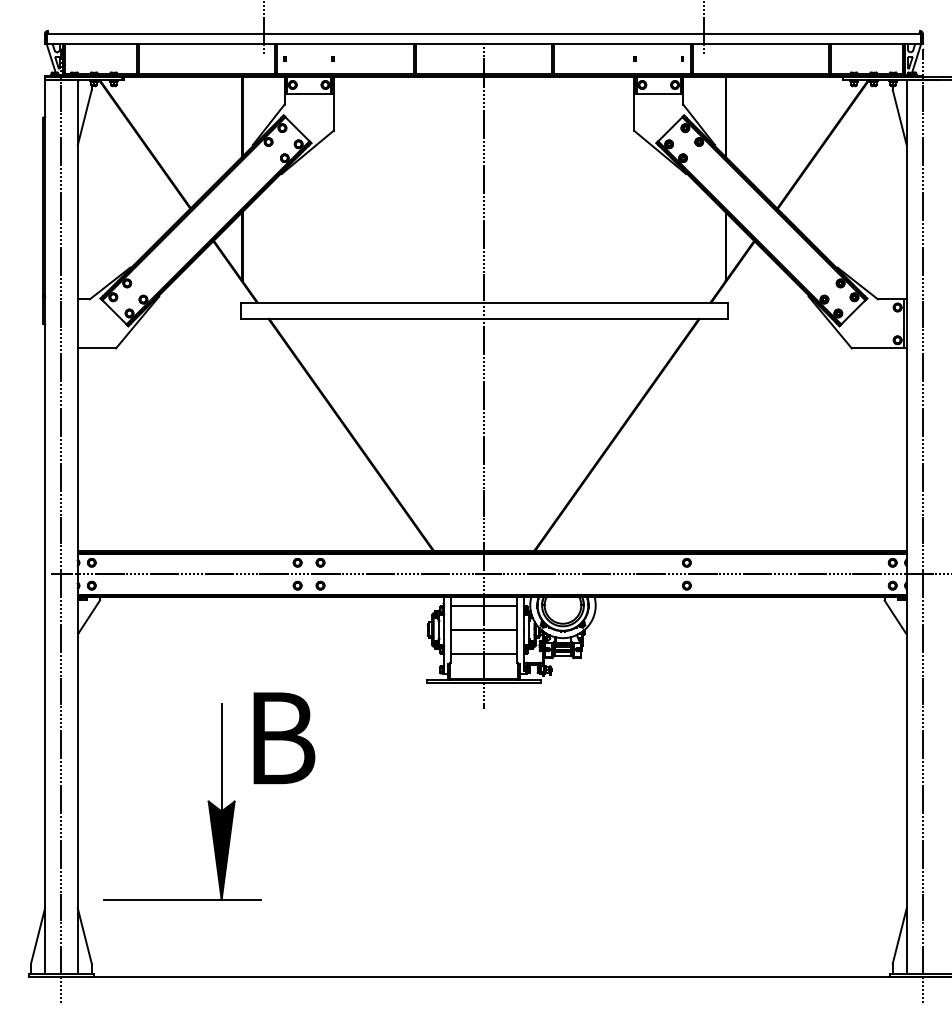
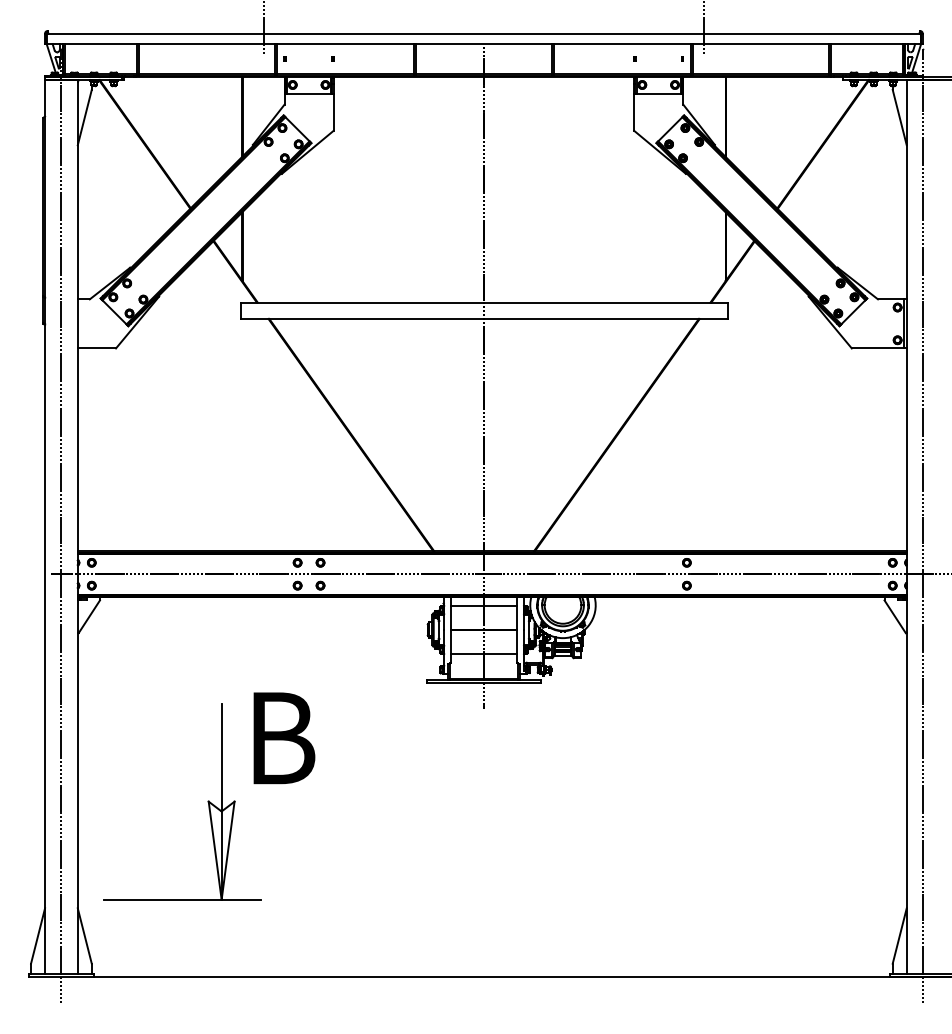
fill: present -> none (221, 850)
